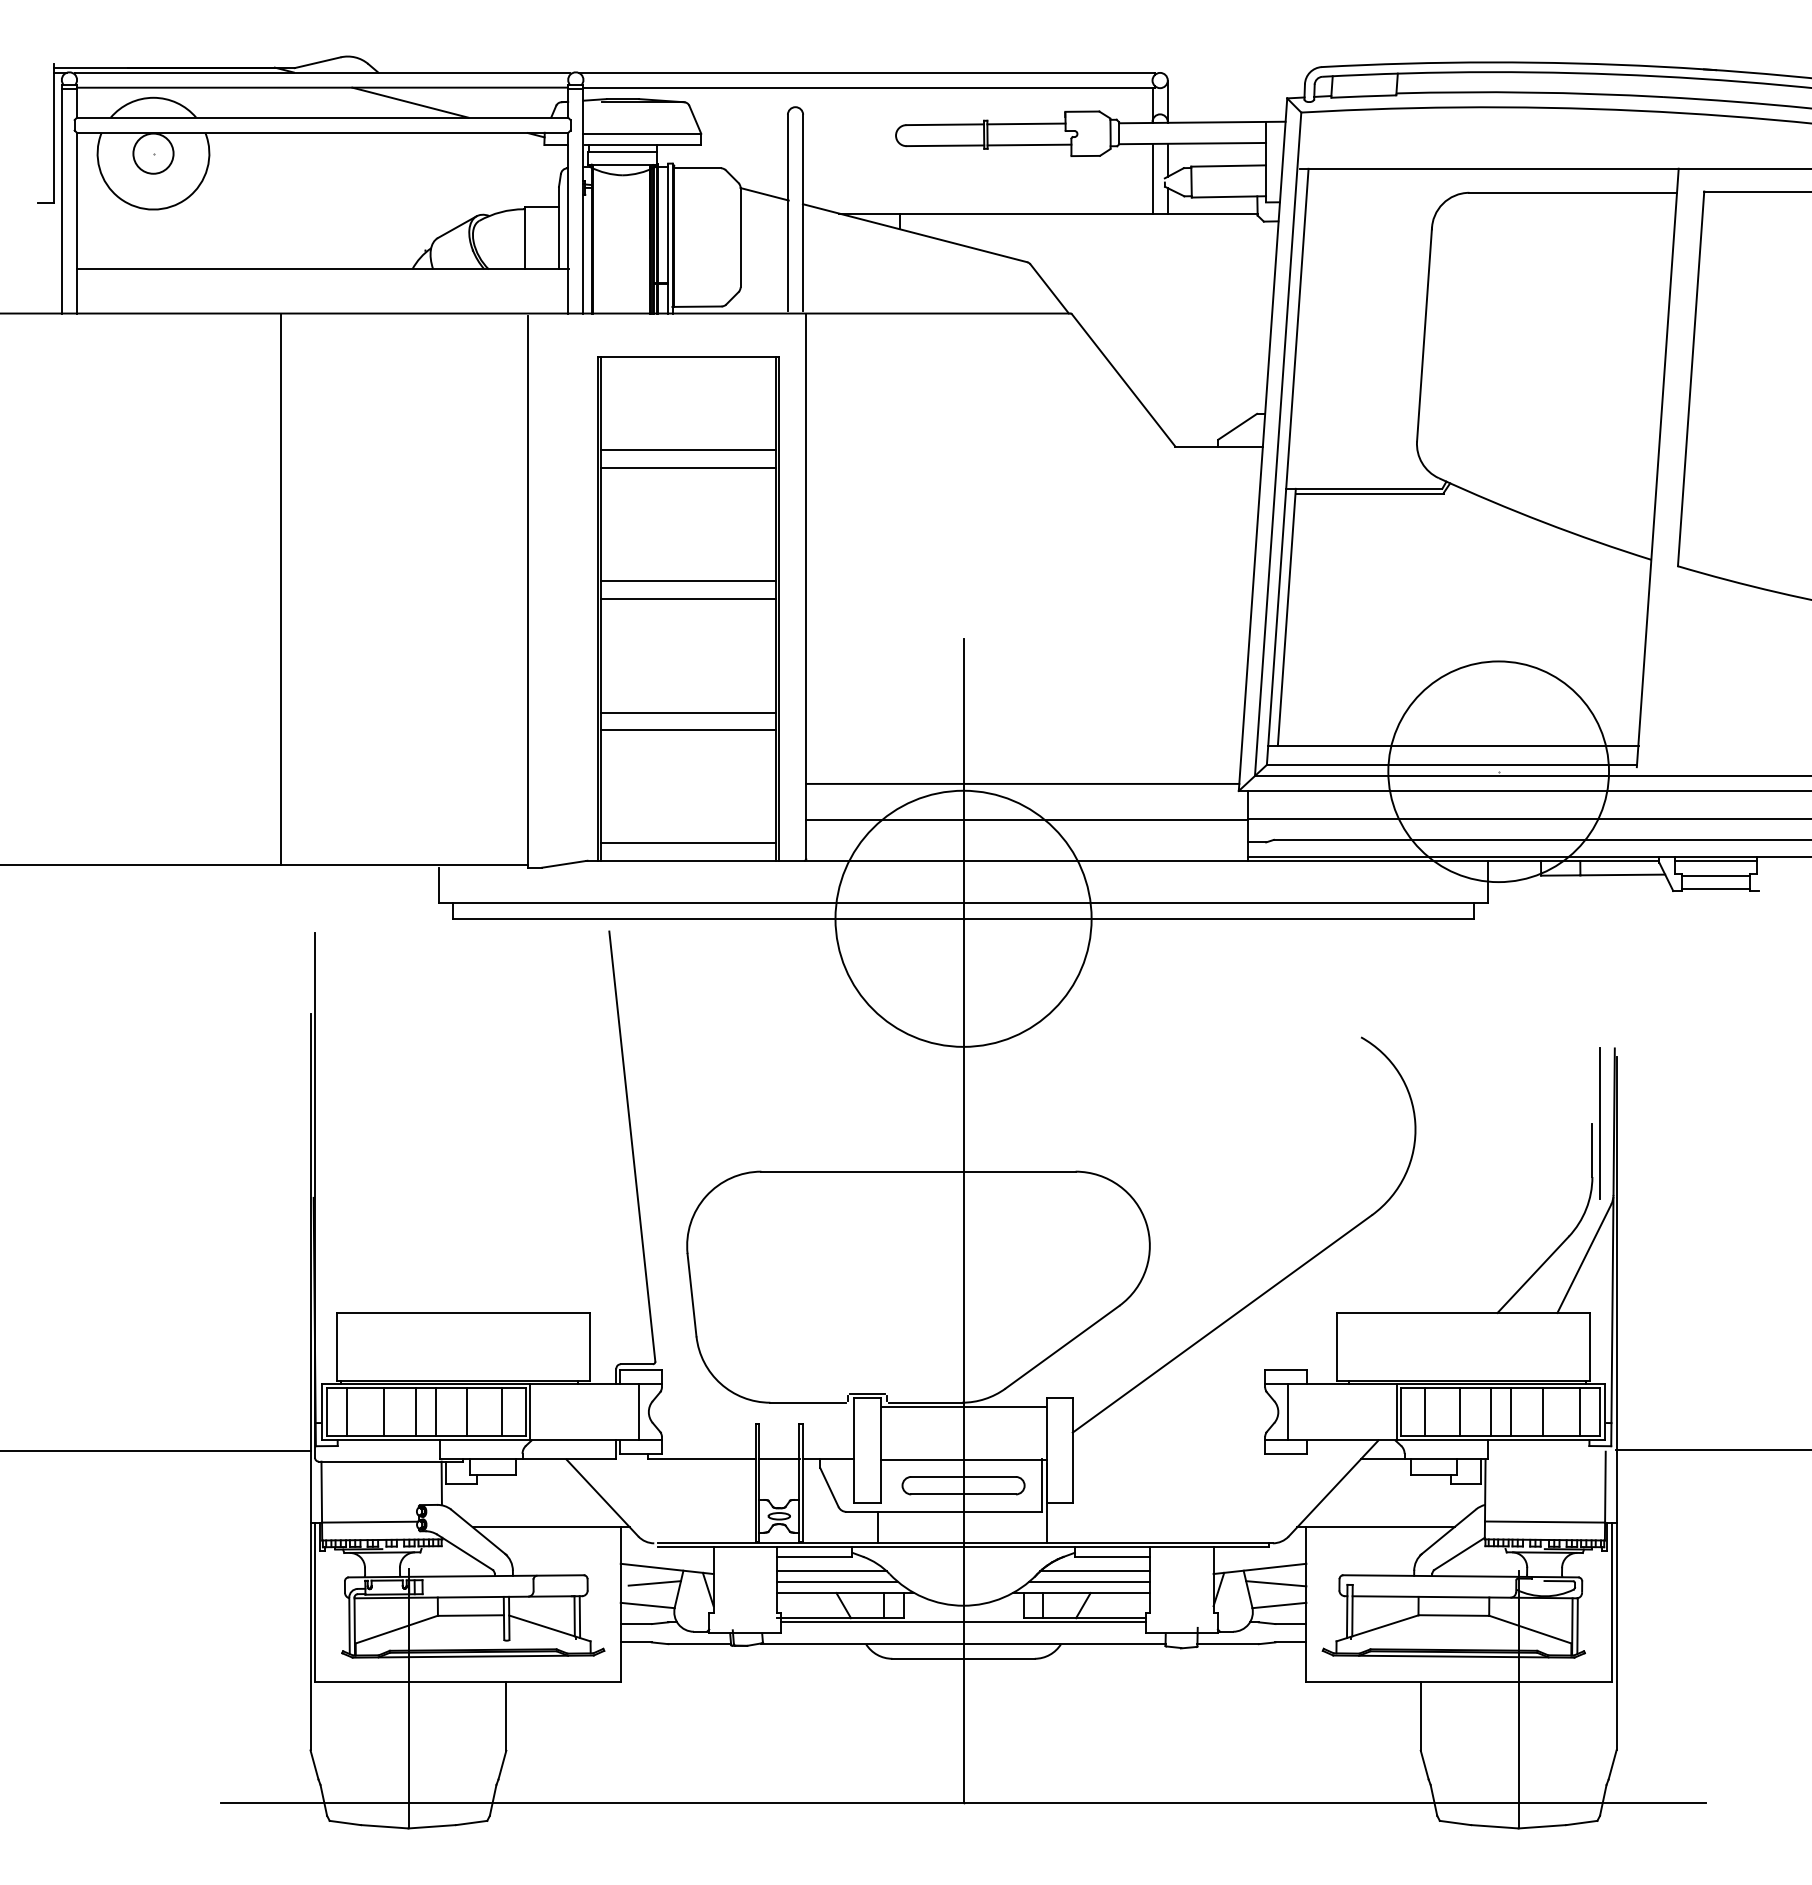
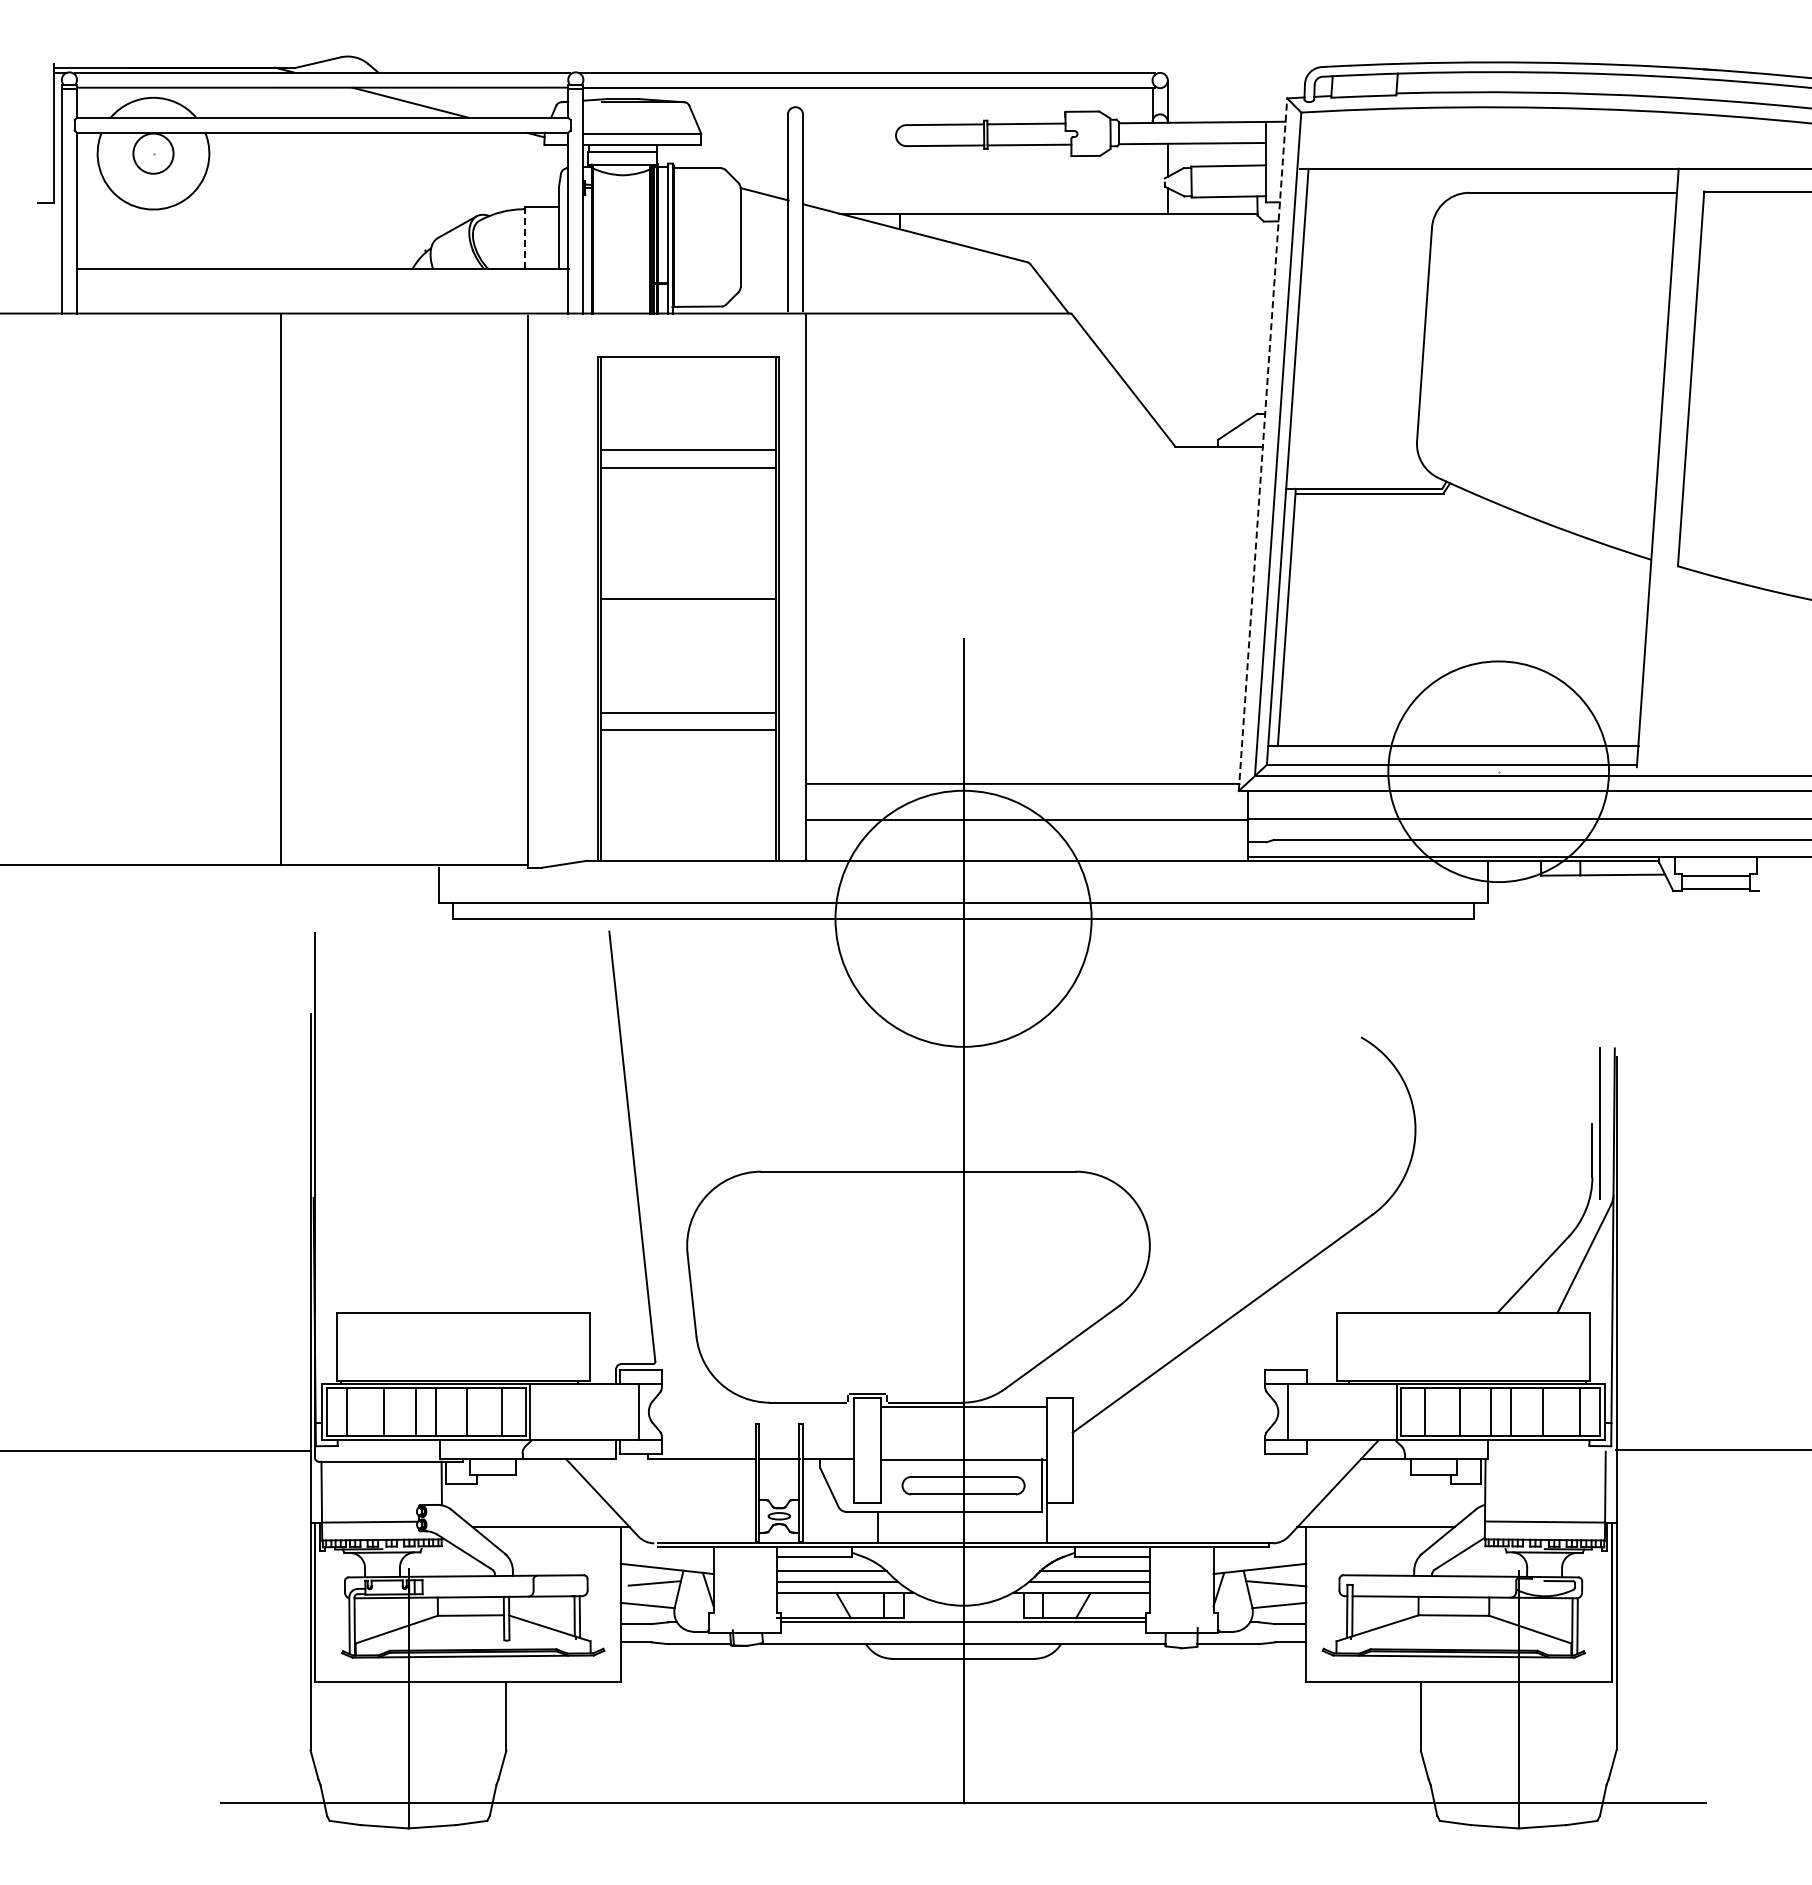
line: present -> none (1152, 178)
line: solid -> dashed (525, 238)
line: solid -> dashed (1263, 444)
line: present -> none (688, 581)
line: present -> none (688, 843)
line: present -> none (1715, 860)
